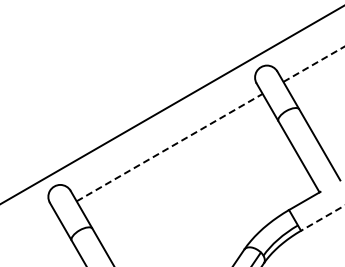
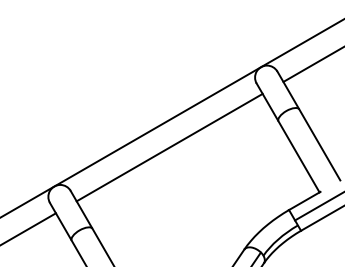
line: dashed -> solid (314, 63)
line position: (171, 104) -> (171, 118) (171, 118)
line: dashed -> solid (170, 147)
line: none -> present (318, 206)
line: dashed -> solid (322, 218)
line: none -> present (28, 228)
